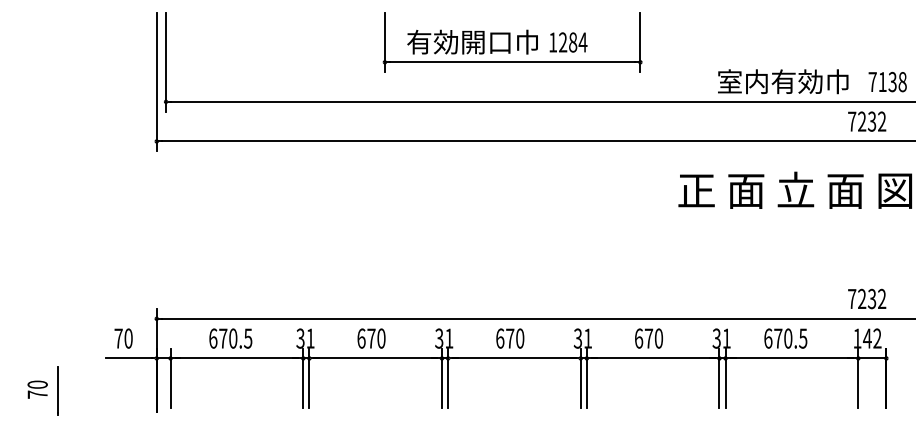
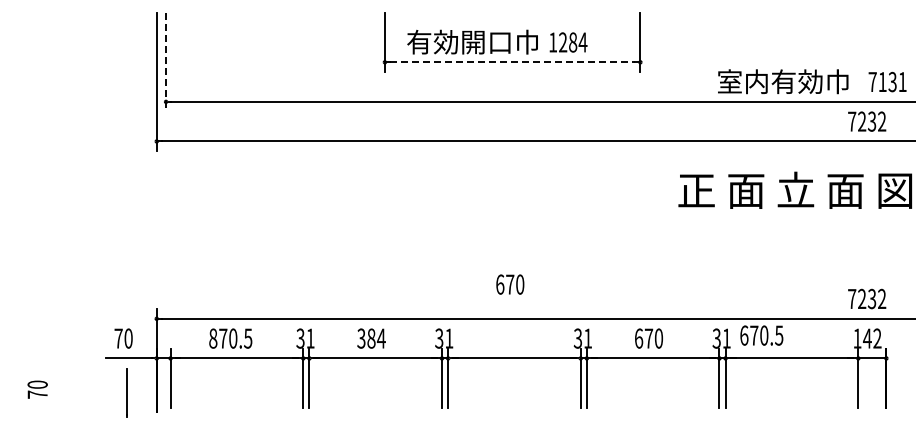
line: solid -> dashed (166, 62)
line: solid -> dashed (512, 62)
text: 7138 -> 7131 (902, 82)
text: 670.5 -> 870.5 (213, 338)
text: 670 -> 384 (371, 338)
text position: (510, 338) -> (510, 284) (510, 284)
text position: (785, 338) -> (761, 335) (761, 335)
line position: (57, 390) -> (126, 392) (126, 392)
